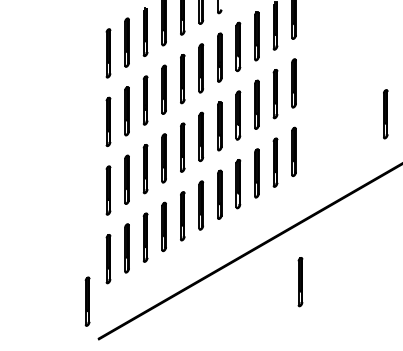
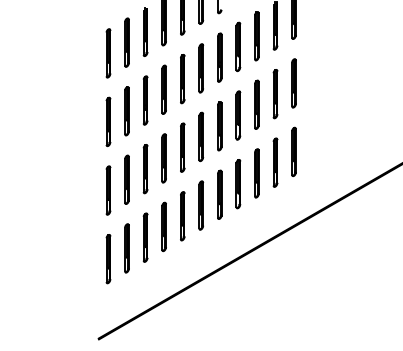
part: present -> none (385, 114)
part: present -> none (300, 282)
part: present -> none (87, 301)
